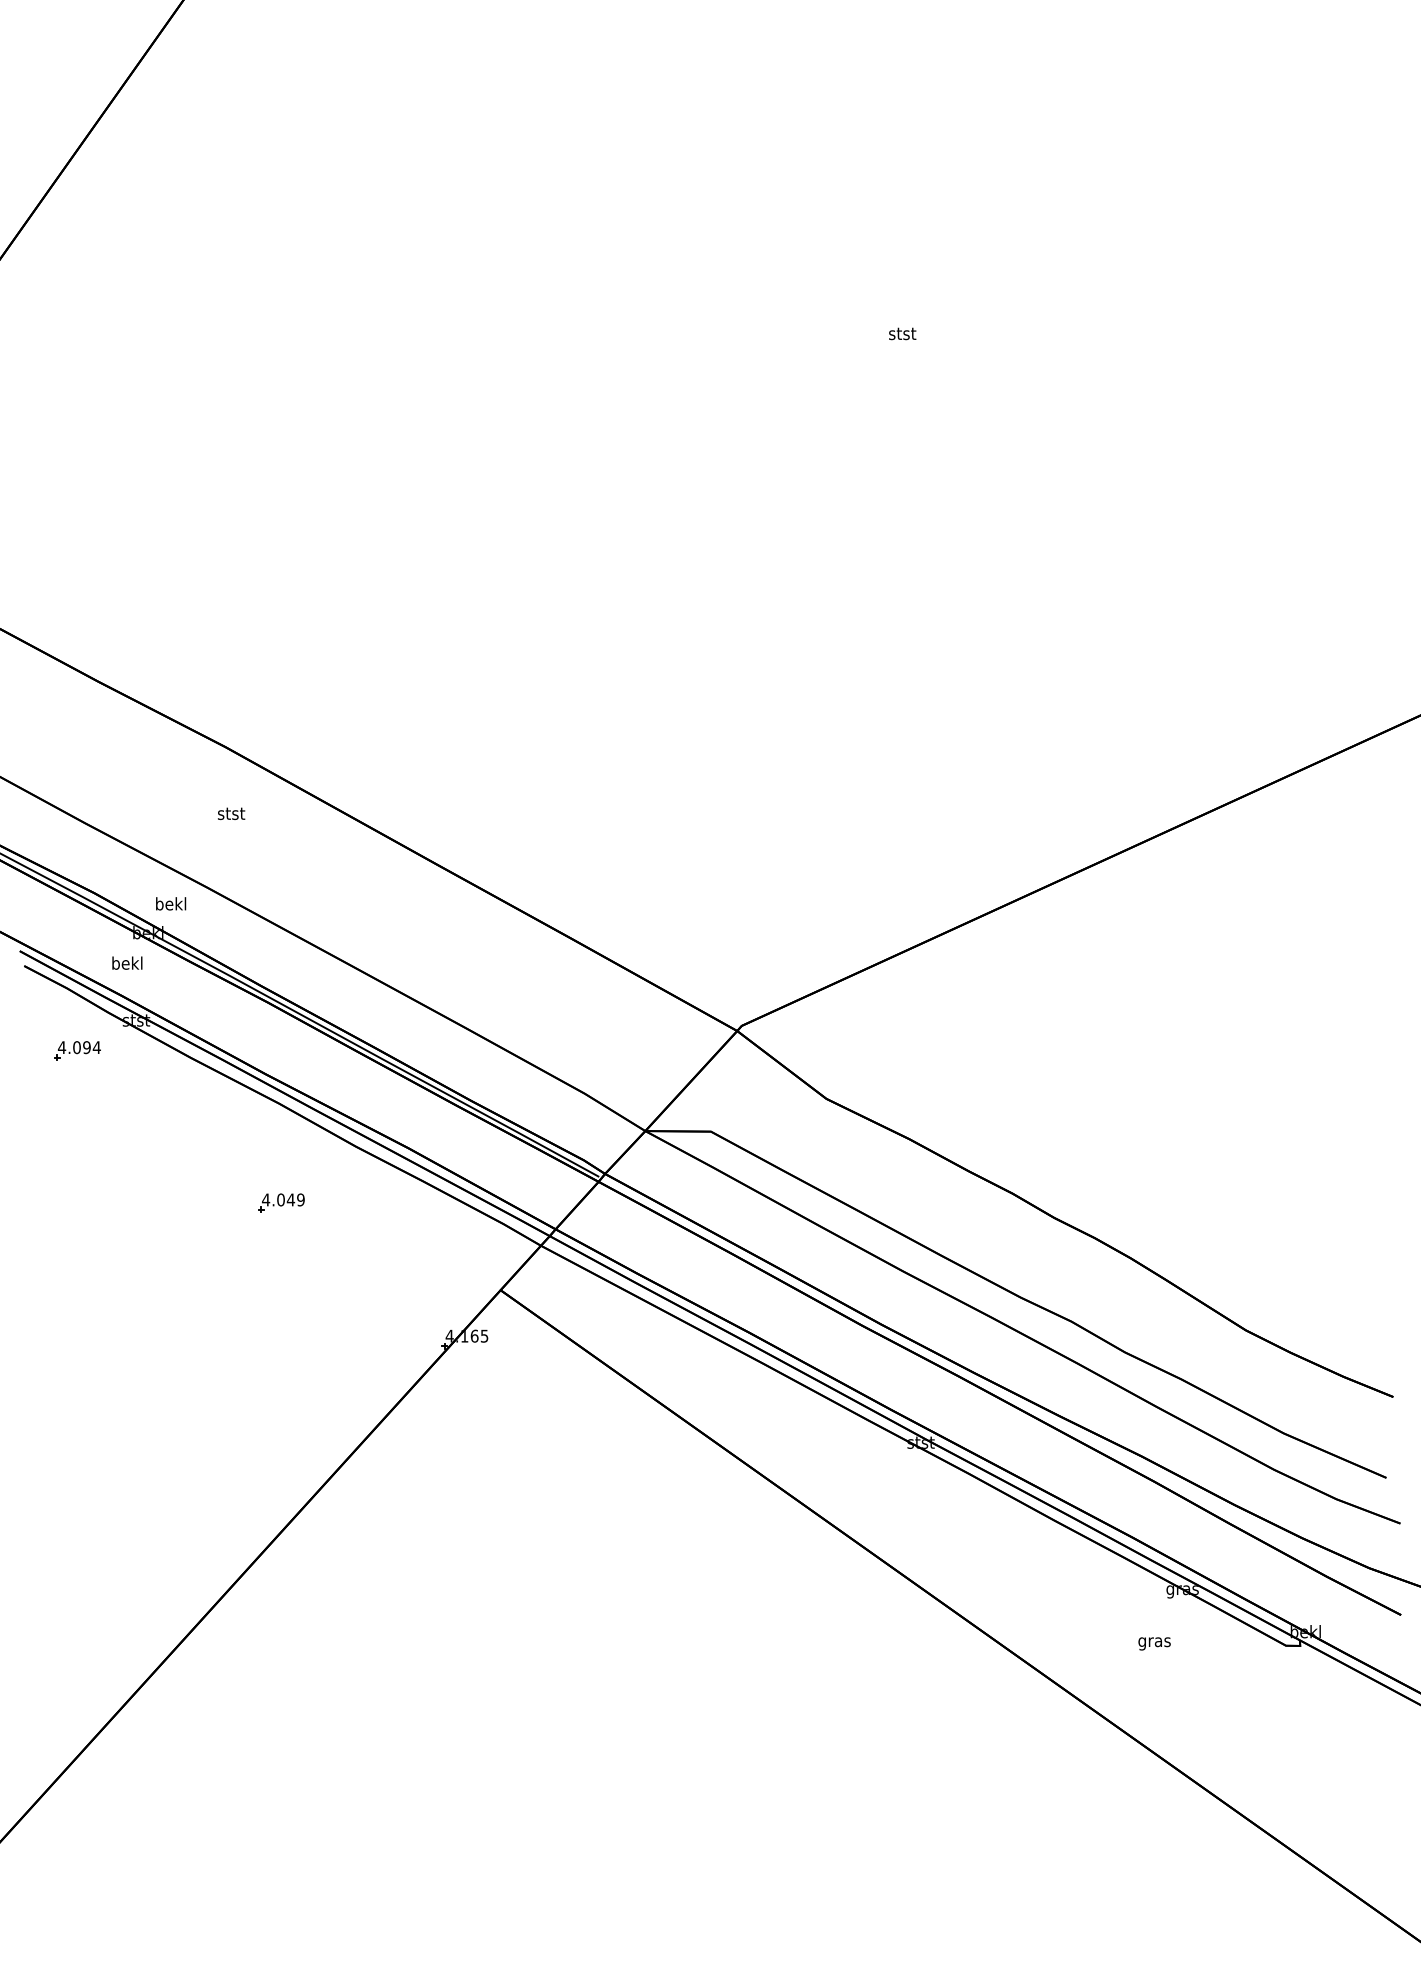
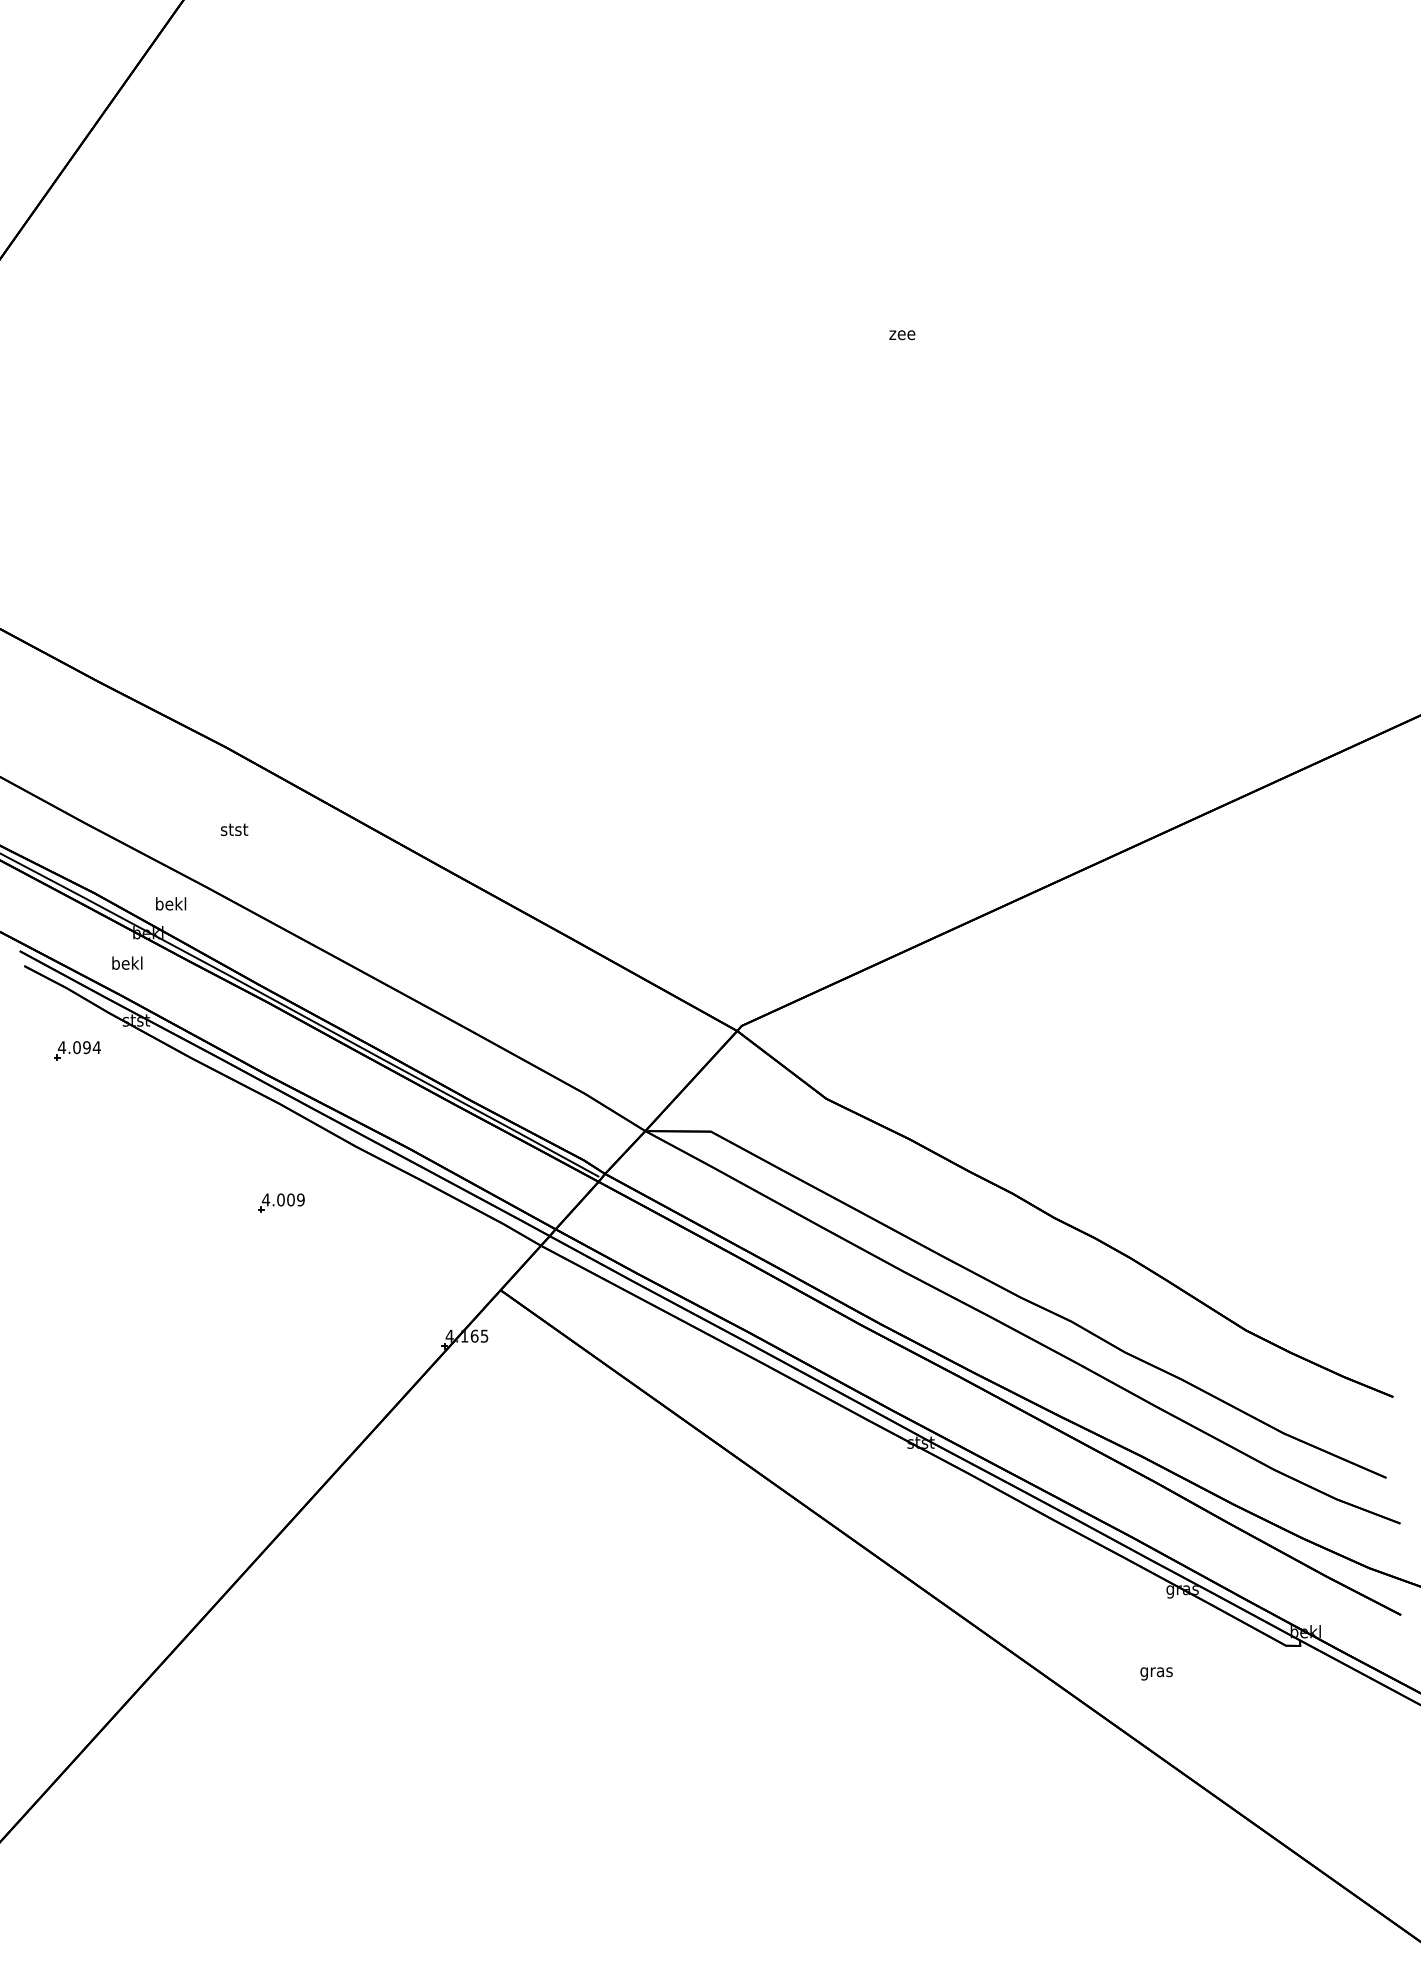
text: stst -> zee (902, 333)
text position: (231, 813) -> (234, 829) (234, 829)
text: 4.049 -> 4.009 (290, 1199)
text position: (1154, 1643) -> (1156, 1673) (1156, 1673)
